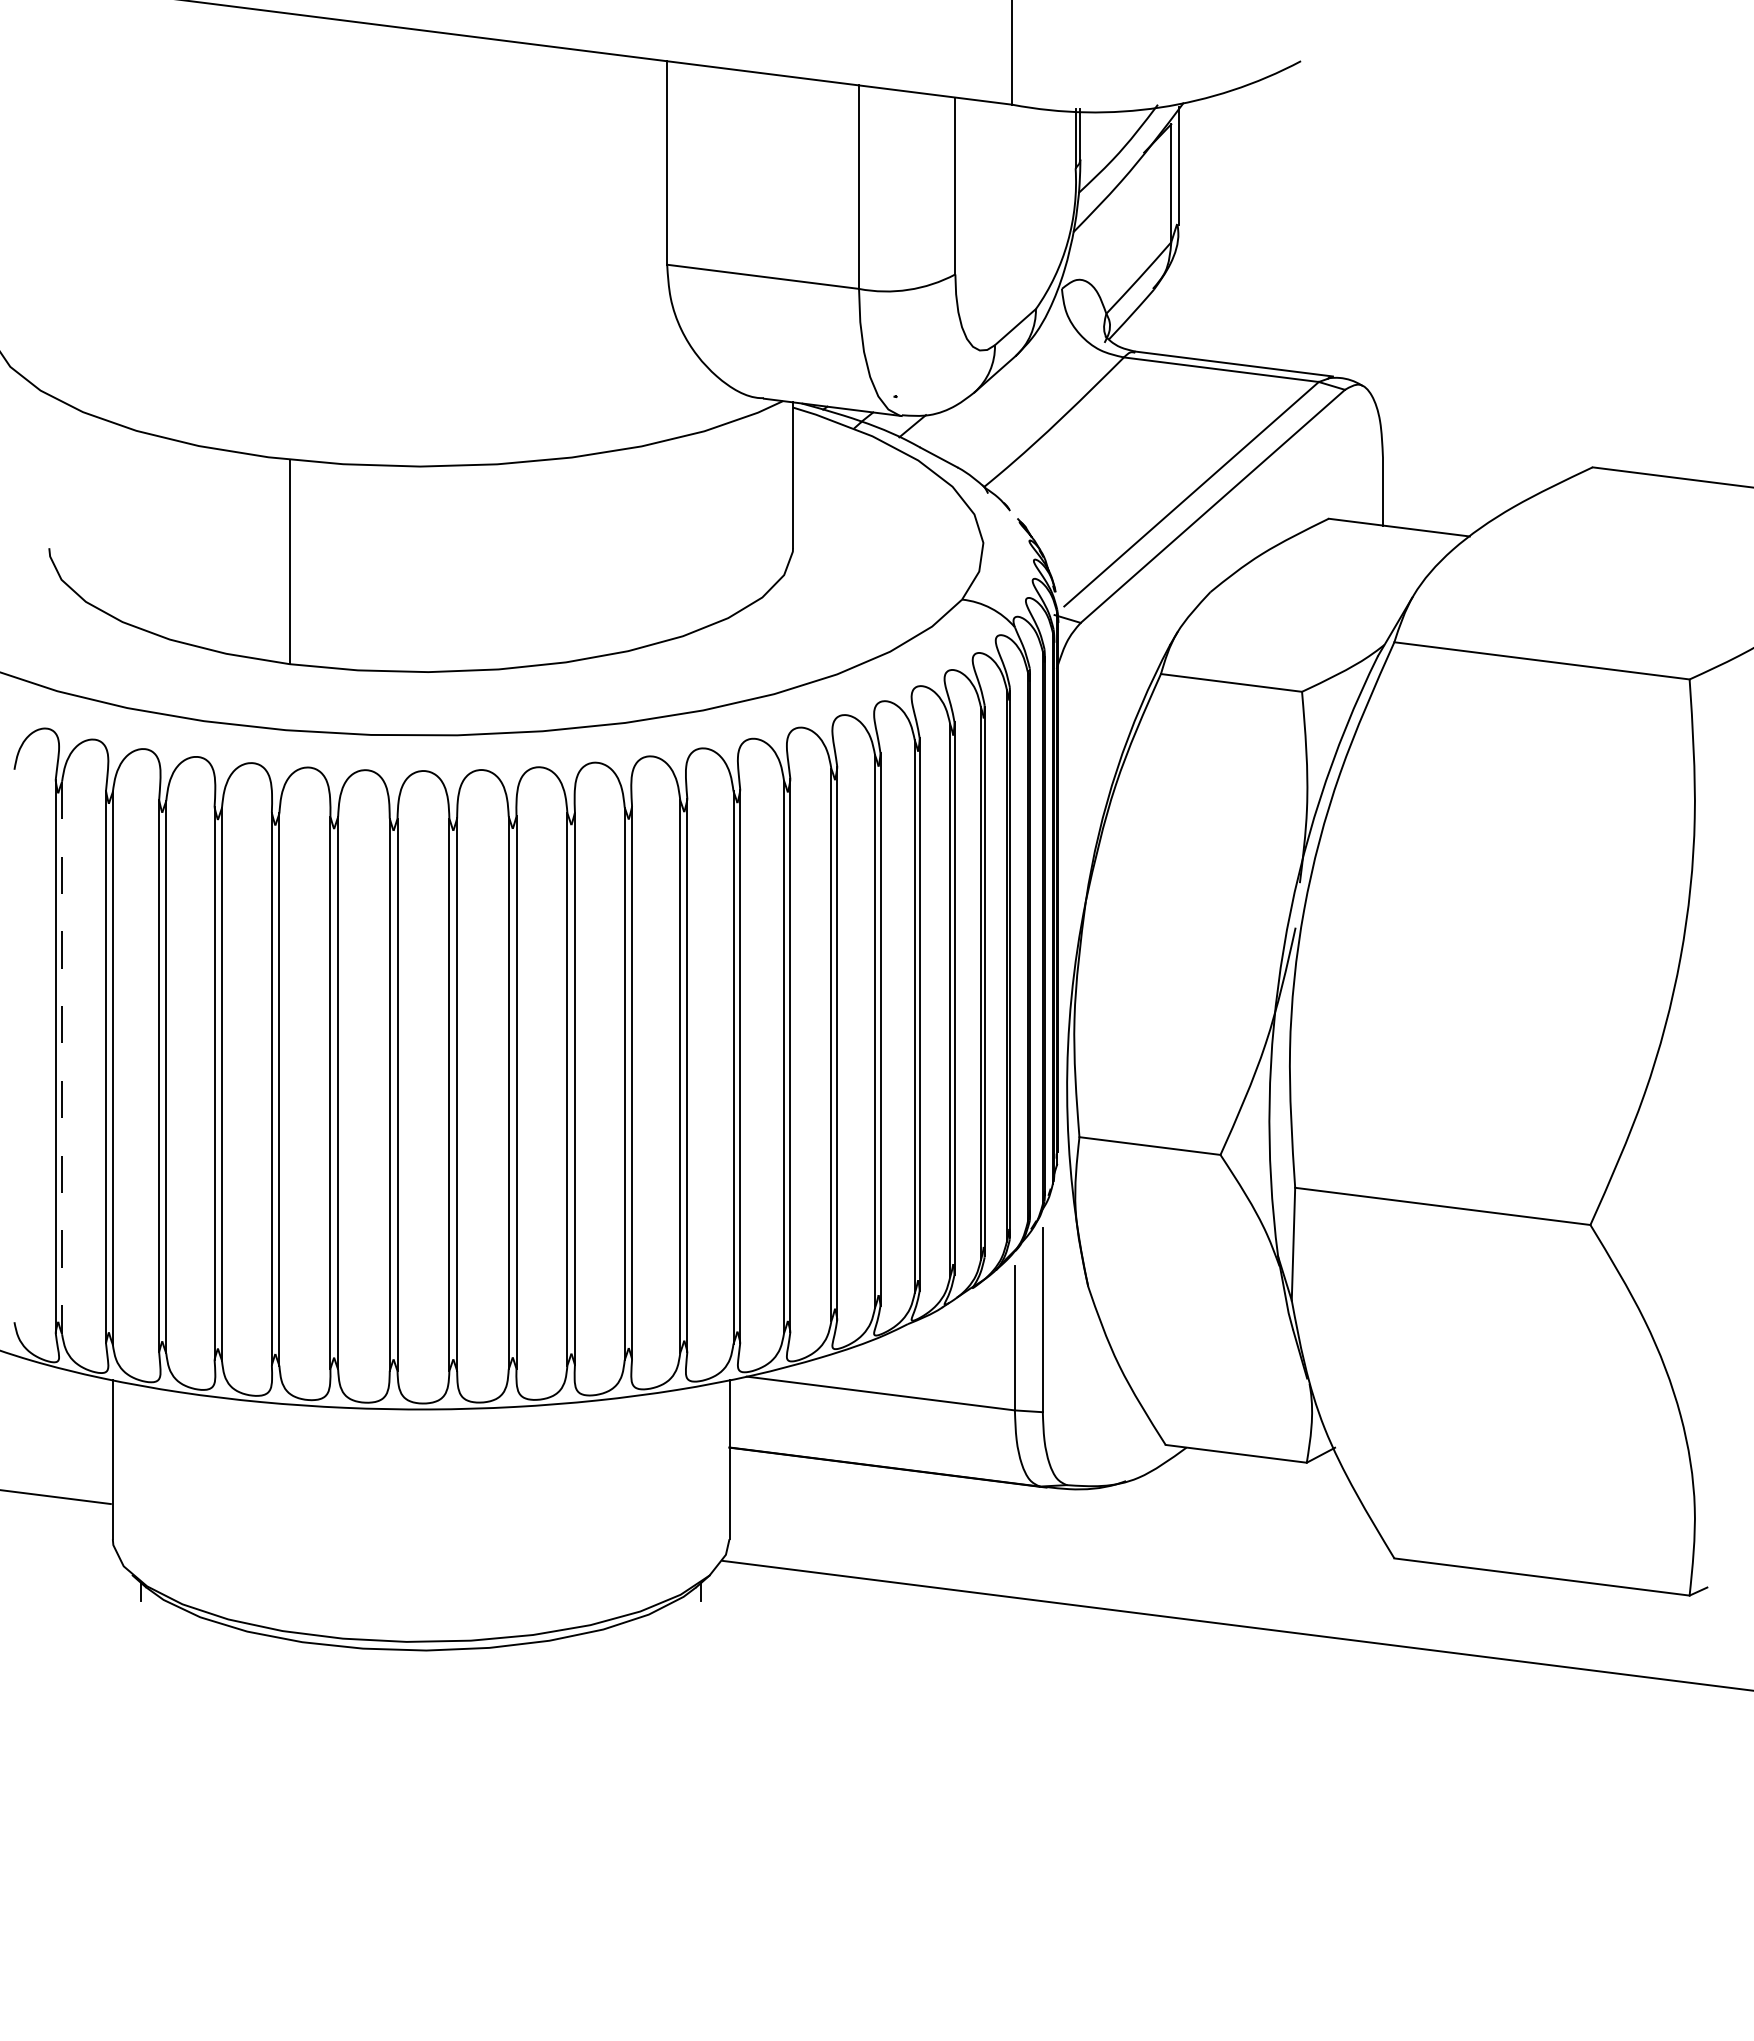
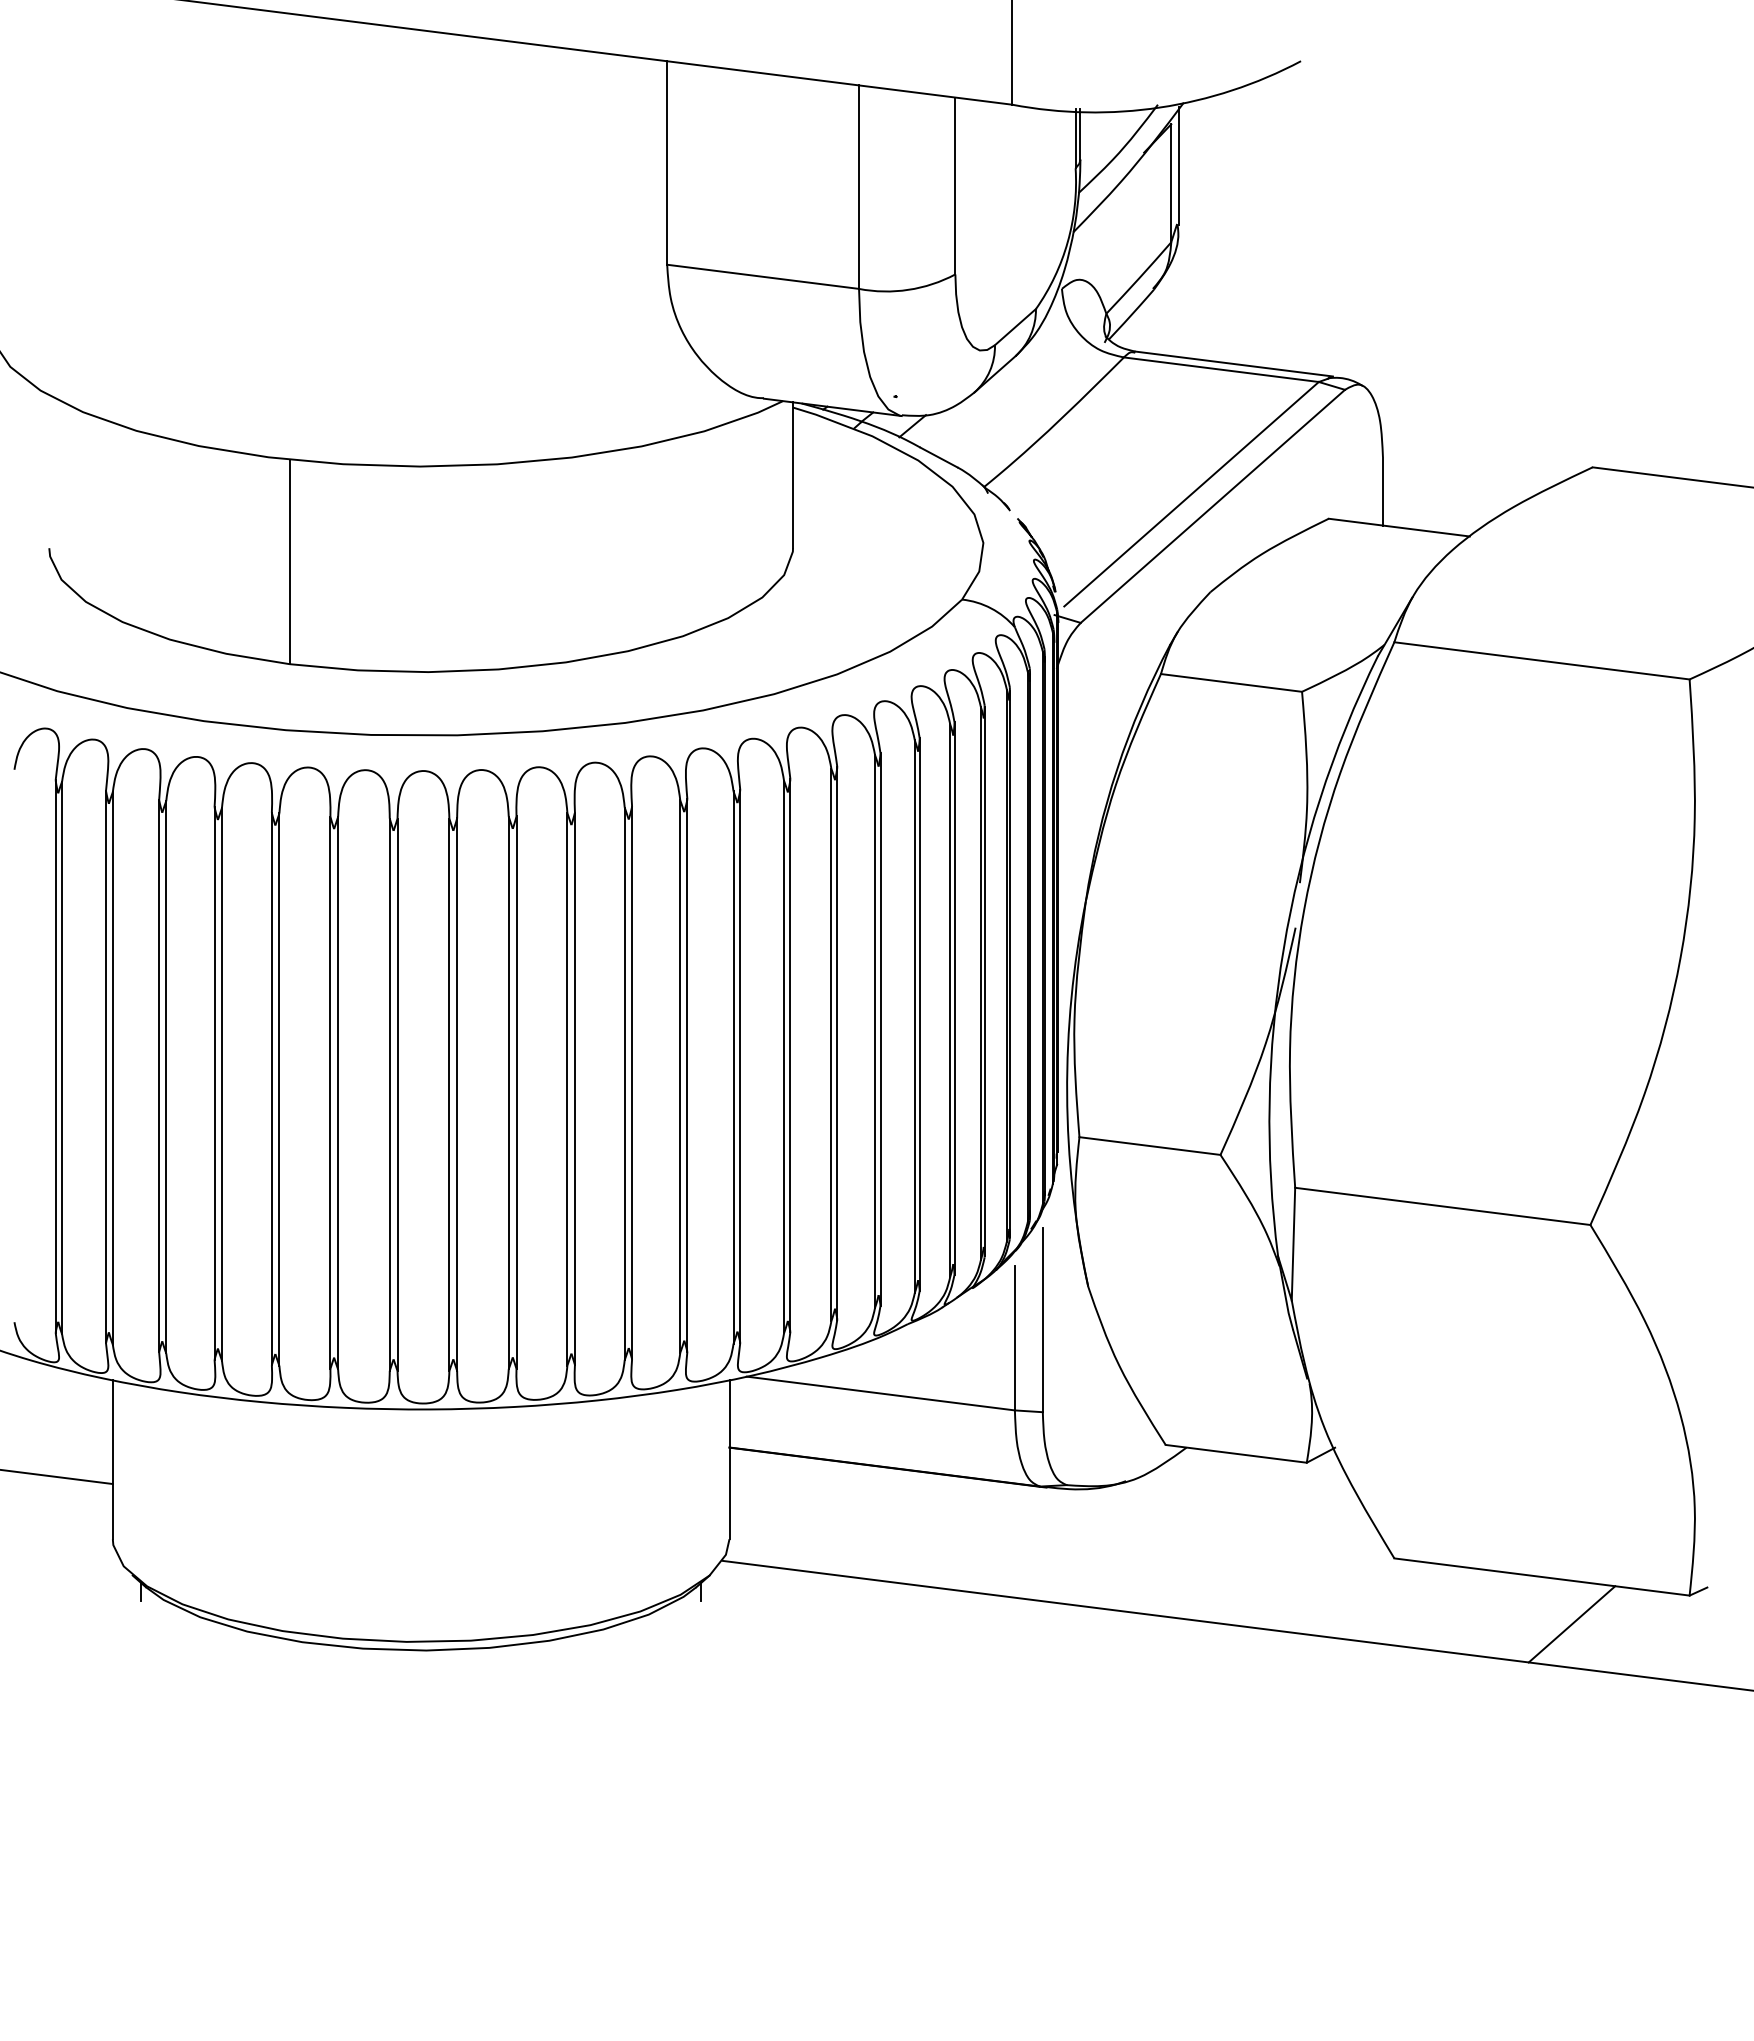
line: dashed -> solid (62, 1058)
line position: (56, 1497) -> (57, 1477) (57, 1477)
line: none -> present (1571, 1624)
